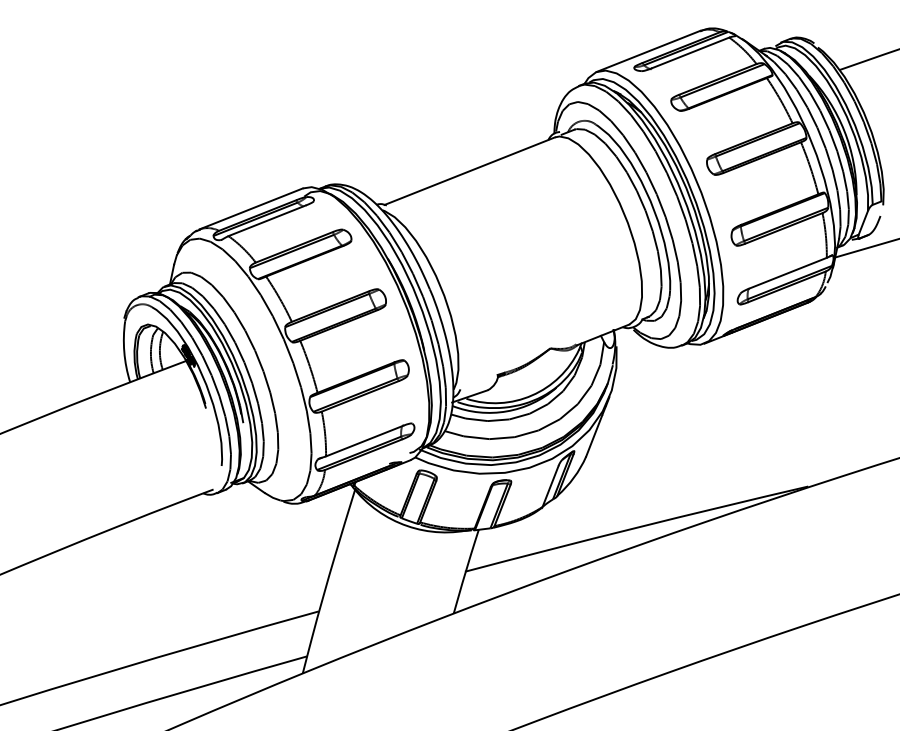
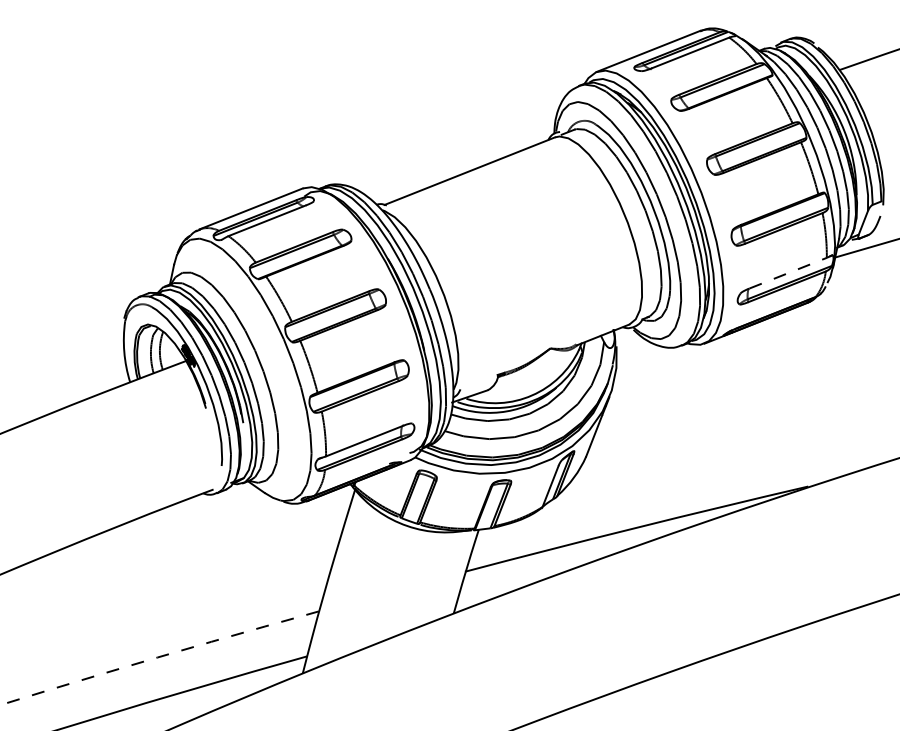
line: solid -> dashed (788, 272)
arc: solid -> dashed (158, 657)
